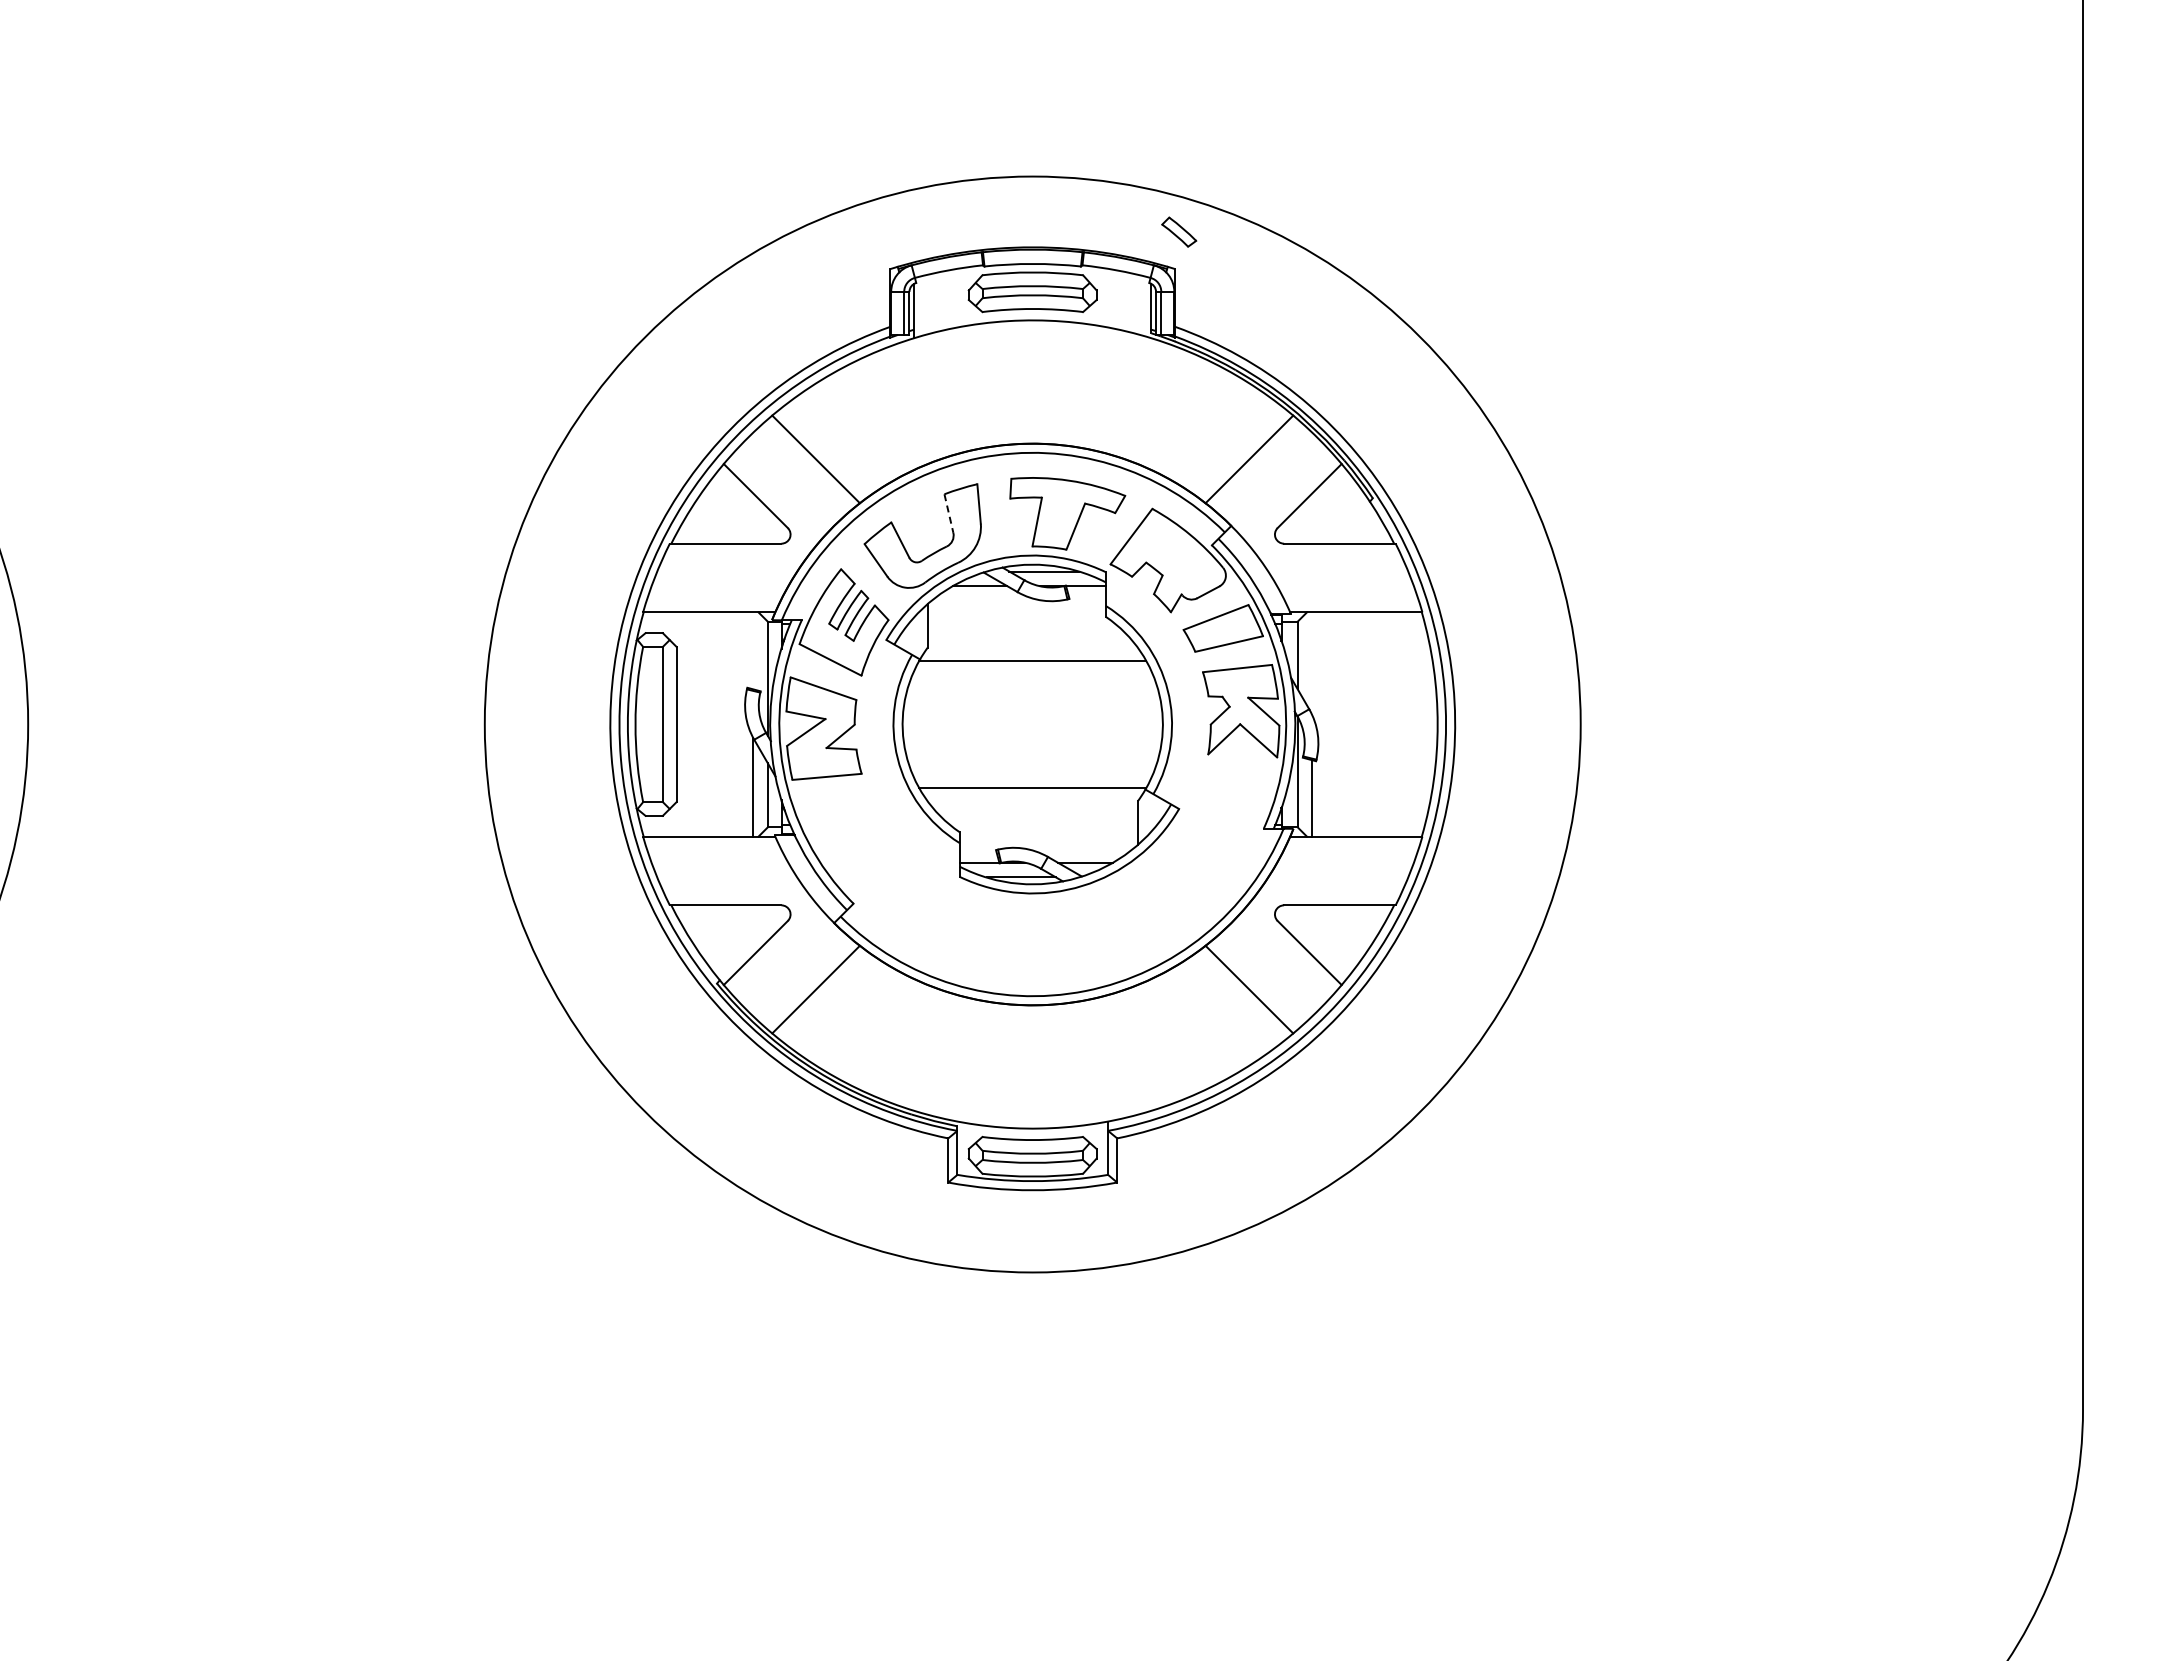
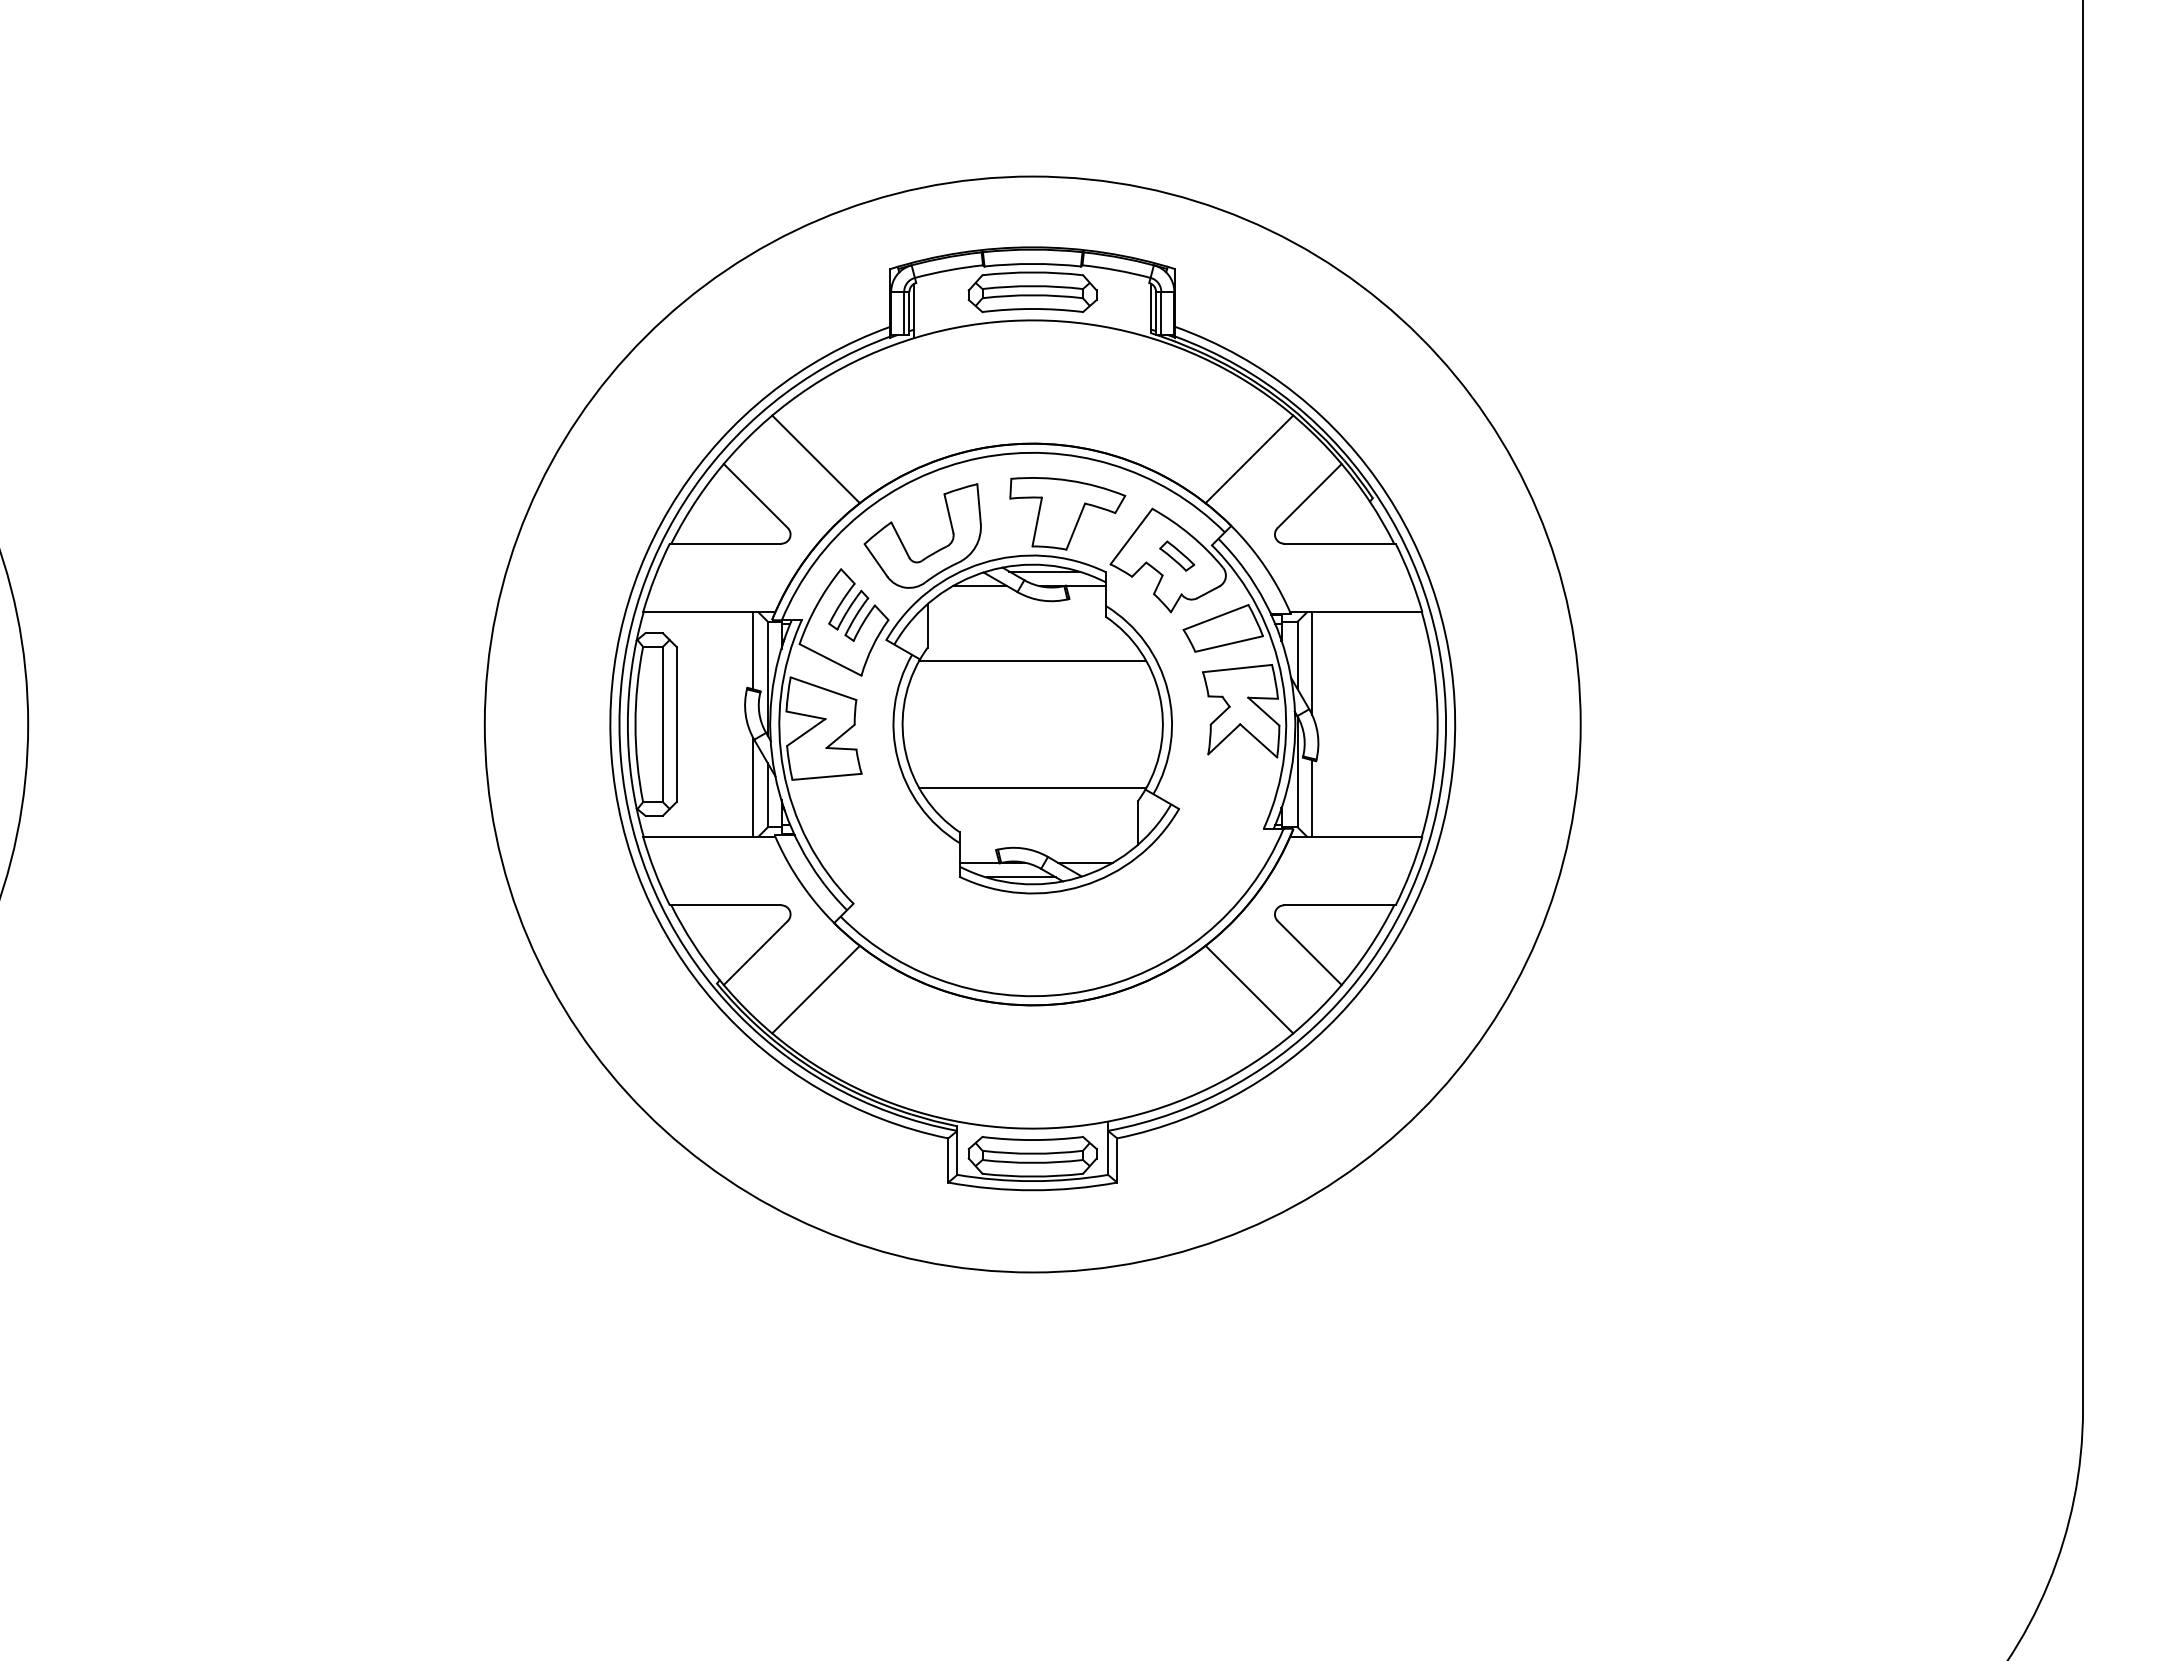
part position: (1179, 231) -> (1177, 555) (1177, 555)
line: dashed -> solid (948, 513)
line: none -> present (753, 650)
line: none -> present (1312, 663)
